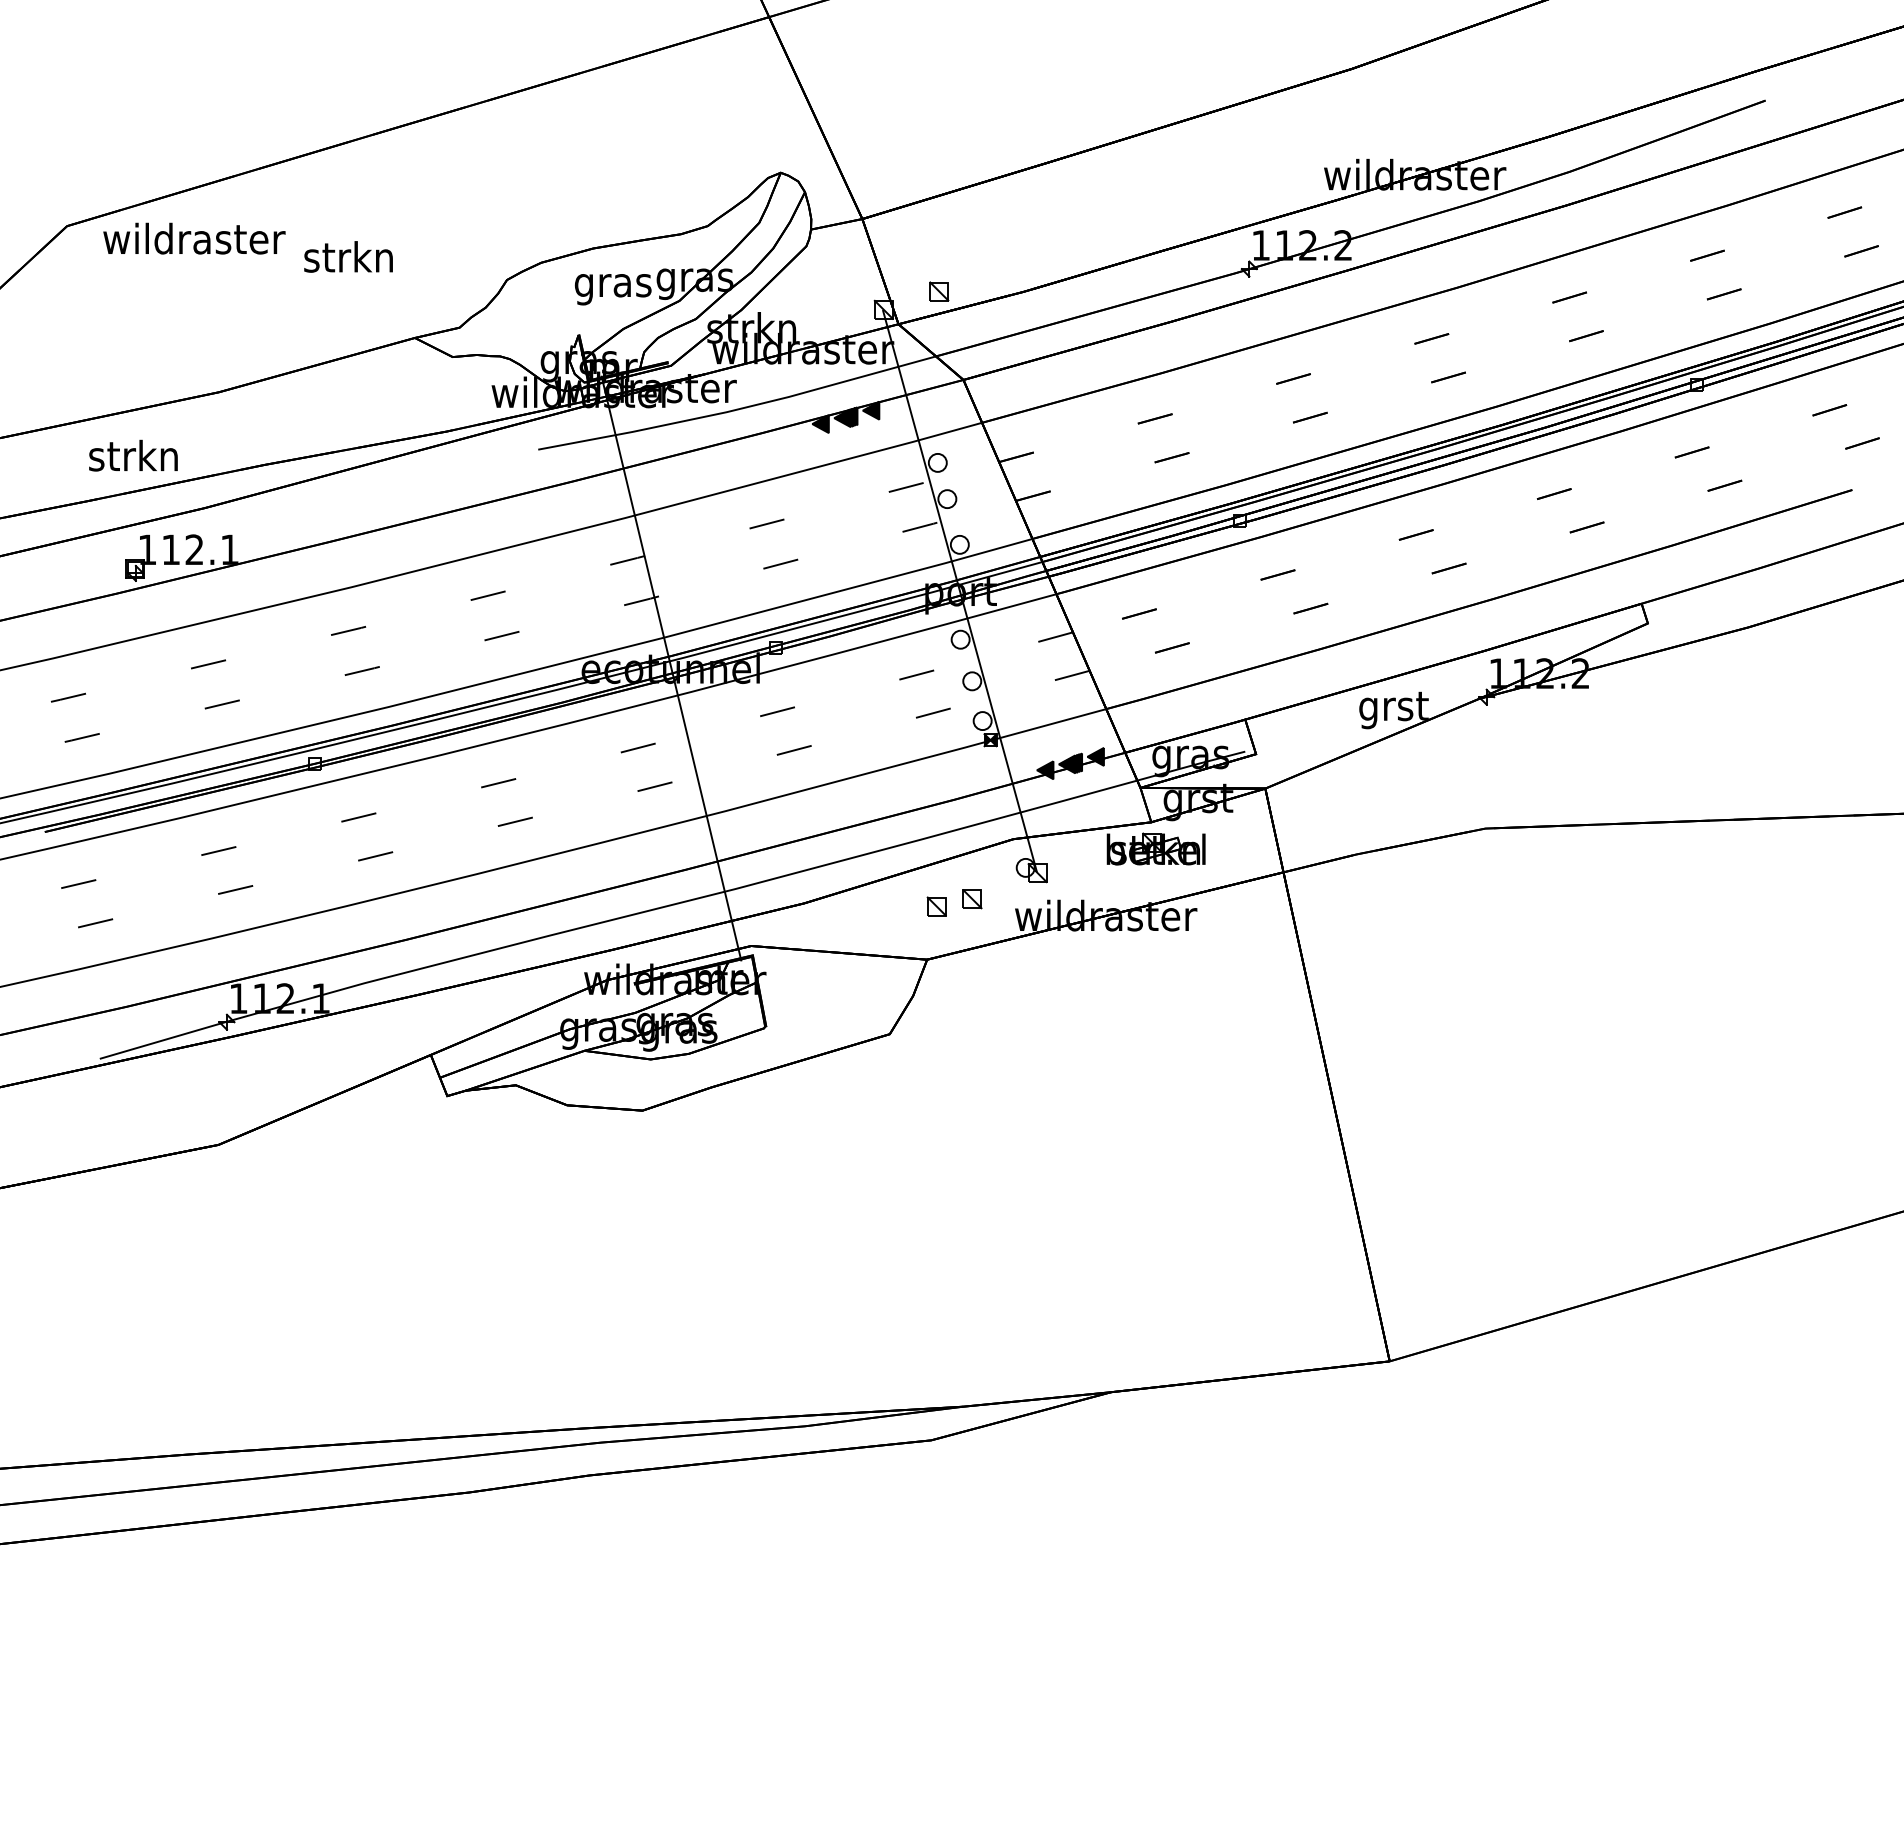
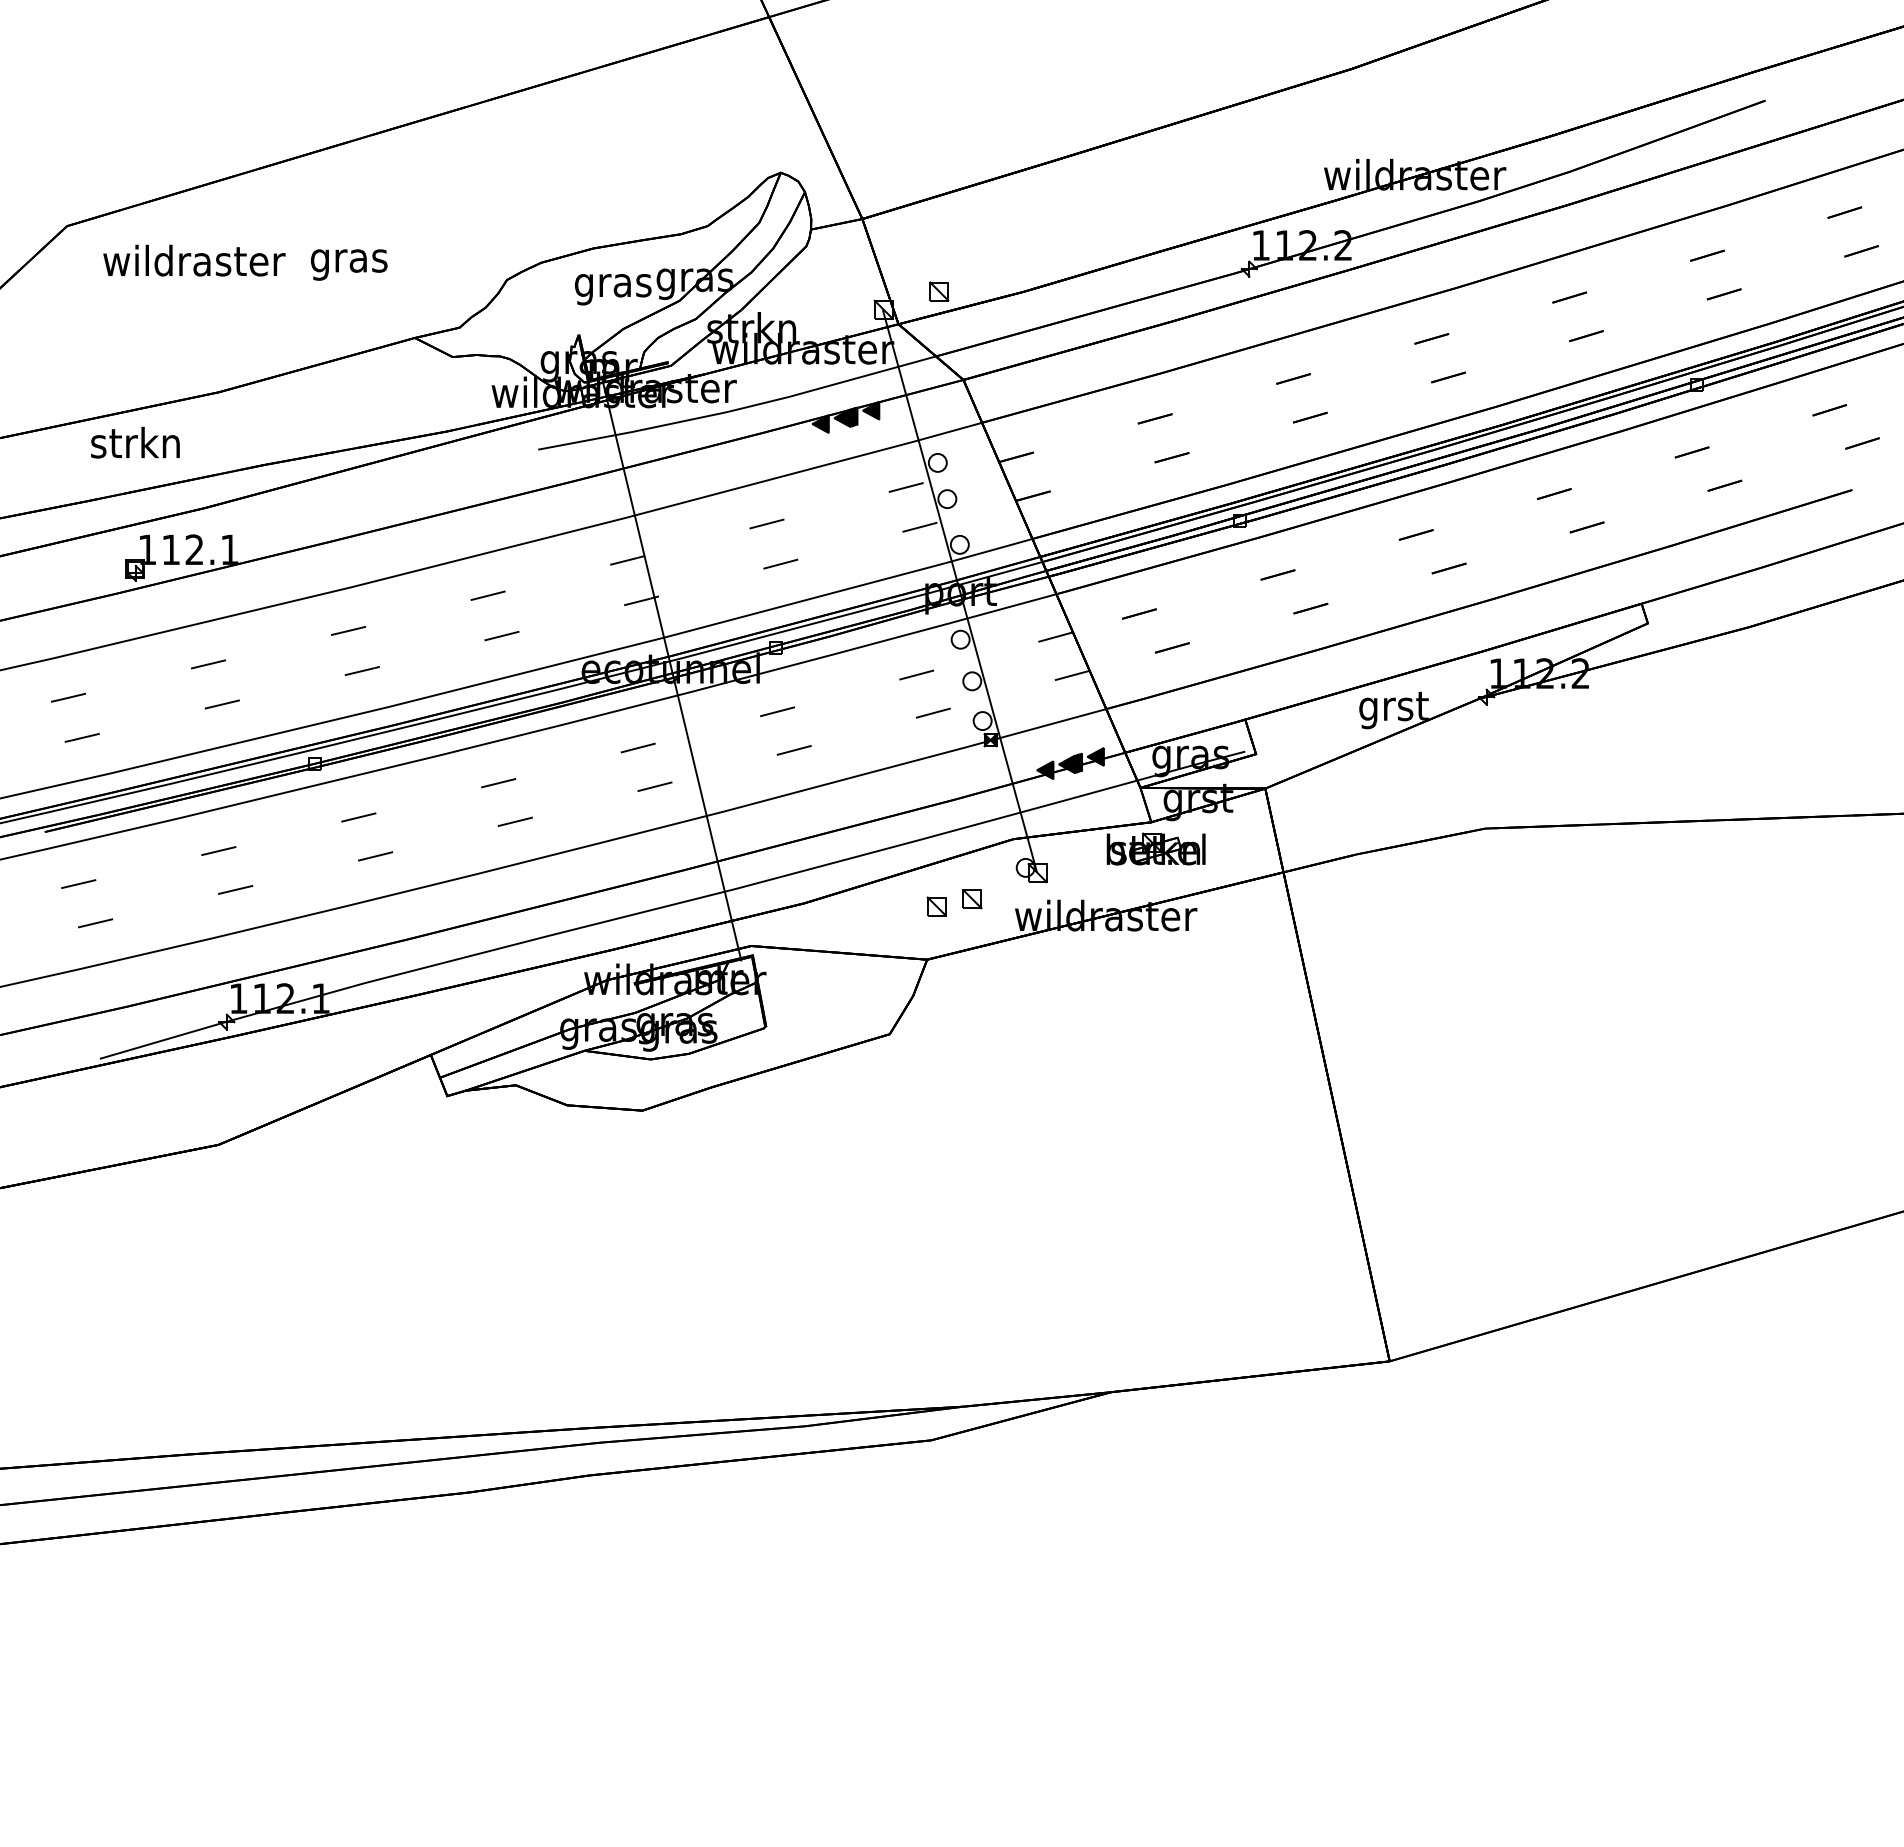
text position: (194, 238) -> (194, 260) (194, 260)
text: strkn -> gras (348, 260)
text position: (133, 455) -> (135, 442) (135, 442)
